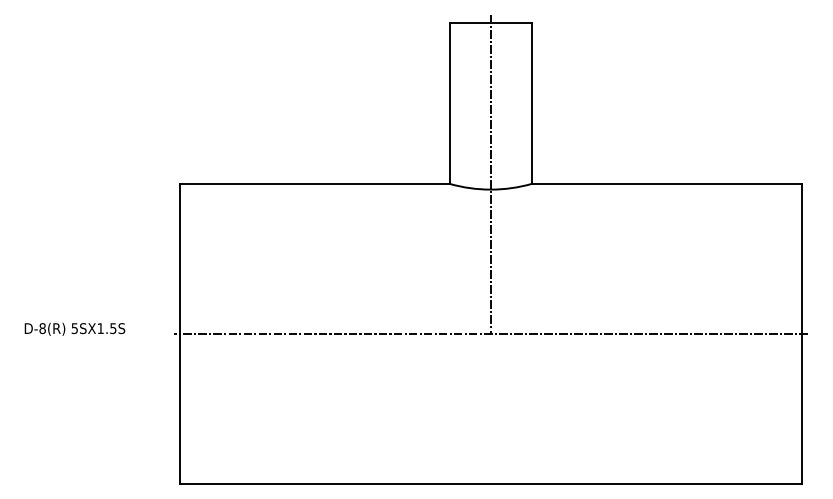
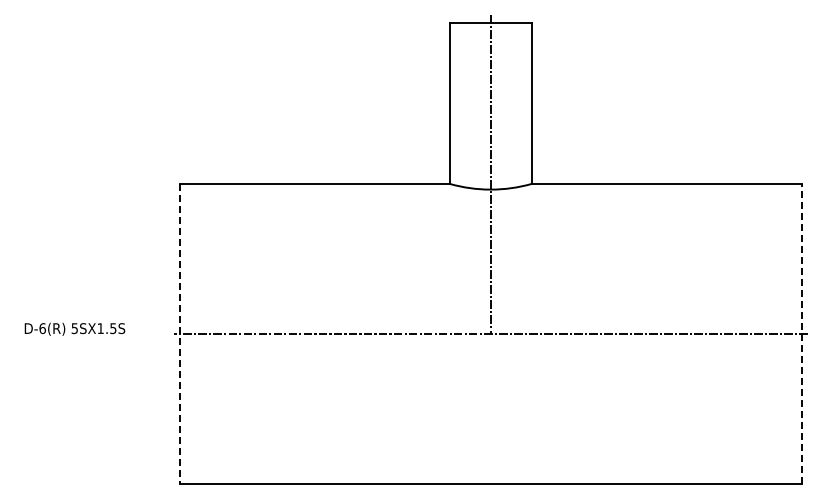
text: D-8(R) -> D-6(R) (42, 328)
line: solid -> dashed (802, 333)
line: solid -> dashed (179, 334)
